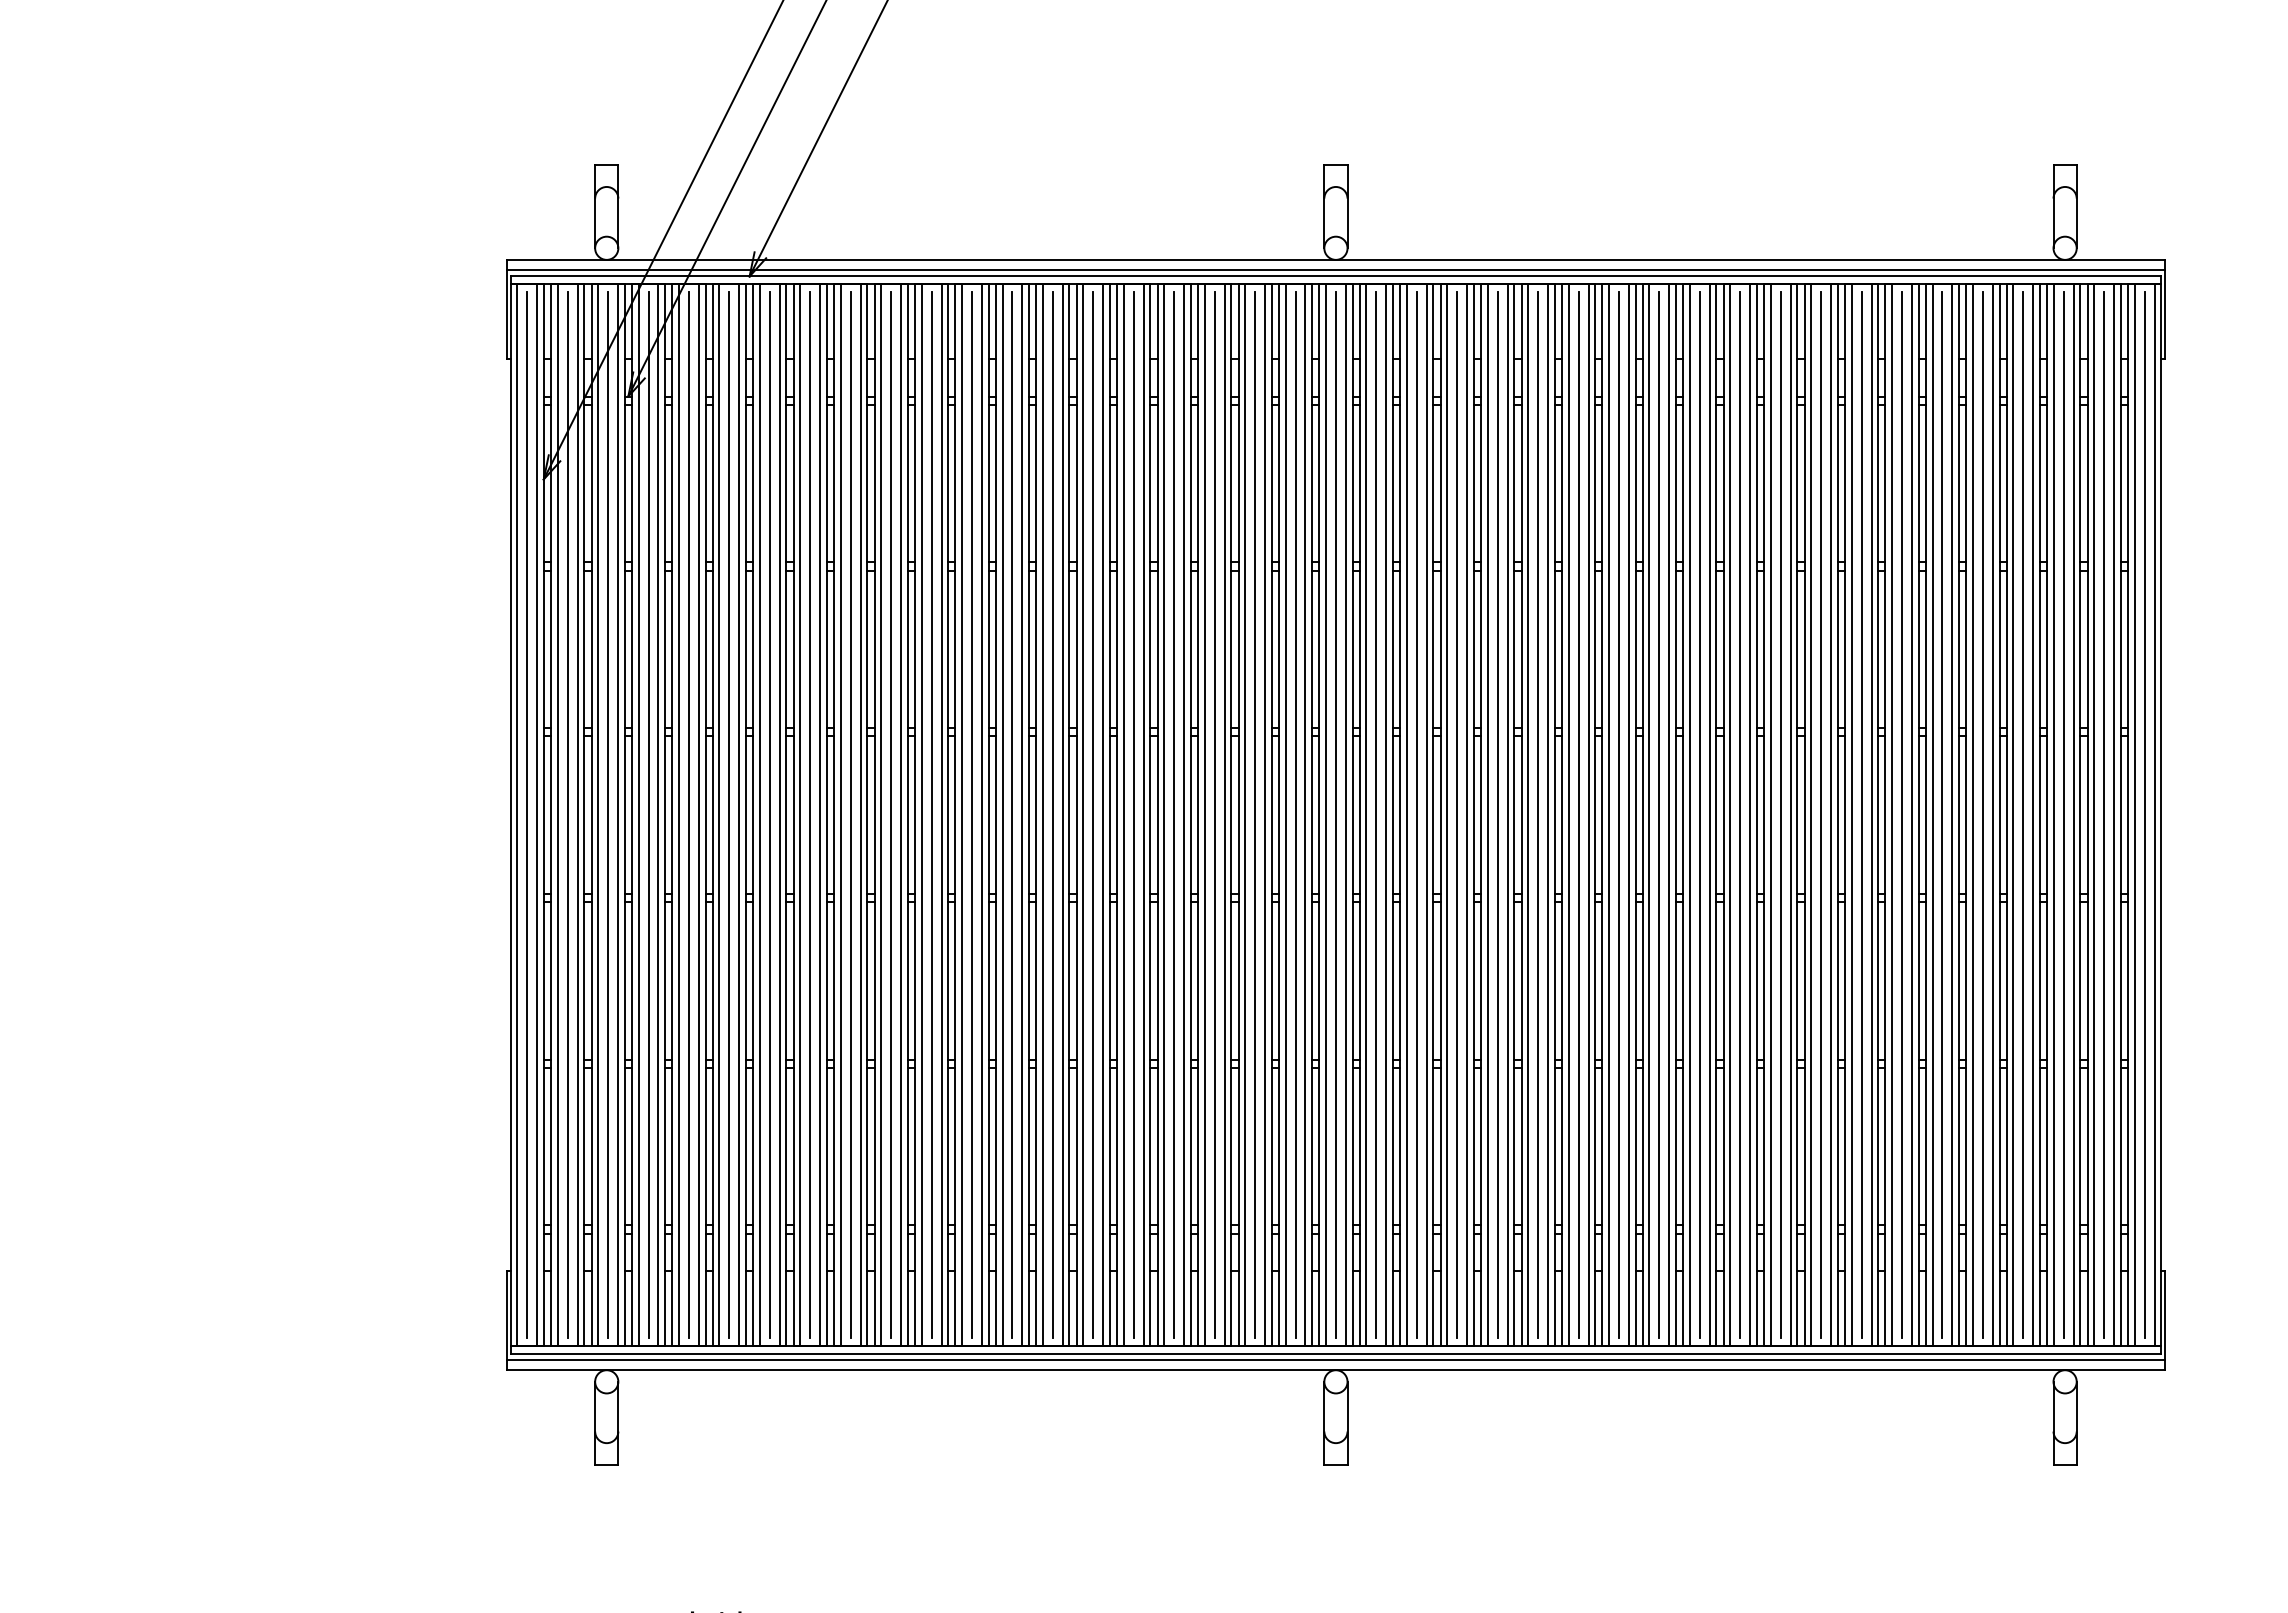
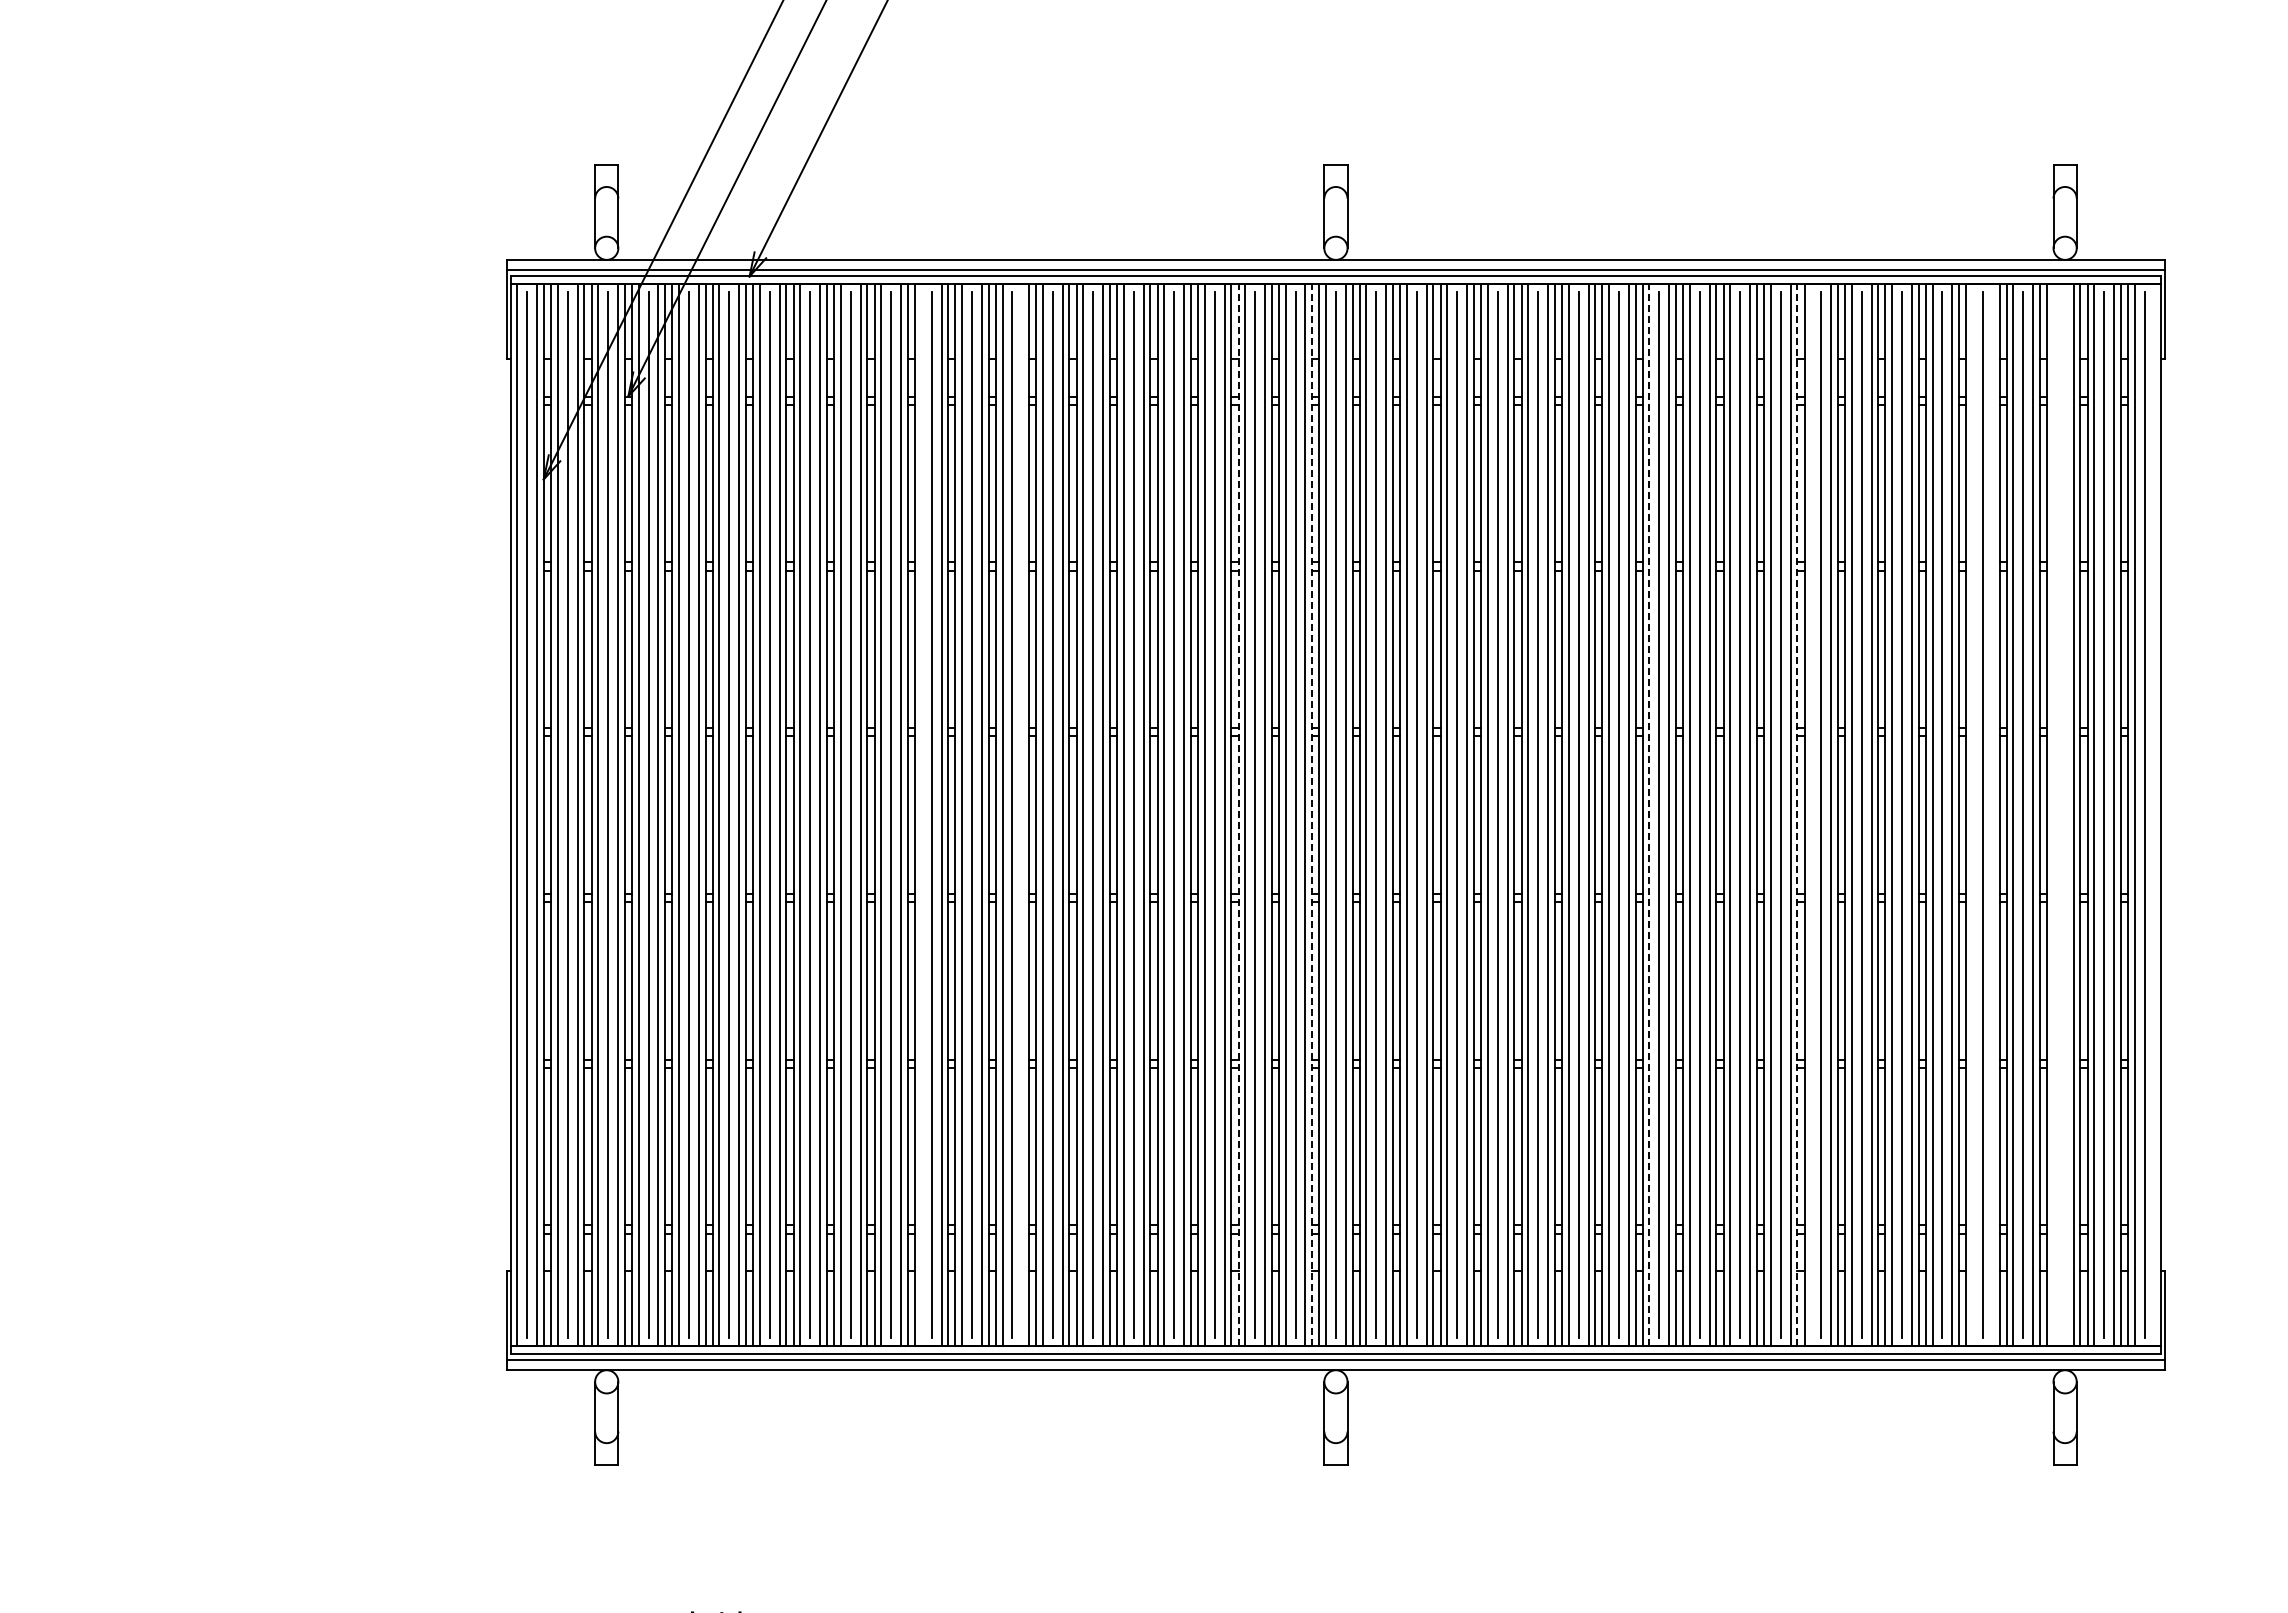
line: present -> none (921, 814)
line: present -> none (1022, 814)
line: solid -> dashed (1238, 814)
line: solid -> dashed (1312, 814)
line: solid -> dashed (1649, 814)
line: solid -> dashed (1797, 814)
line: present -> none (1811, 814)
line: present -> none (1972, 814)
line: present -> none (1992, 814)
line: present -> none (2053, 814)
line: present -> none (2063, 814)
line: present -> none (2154, 814)
